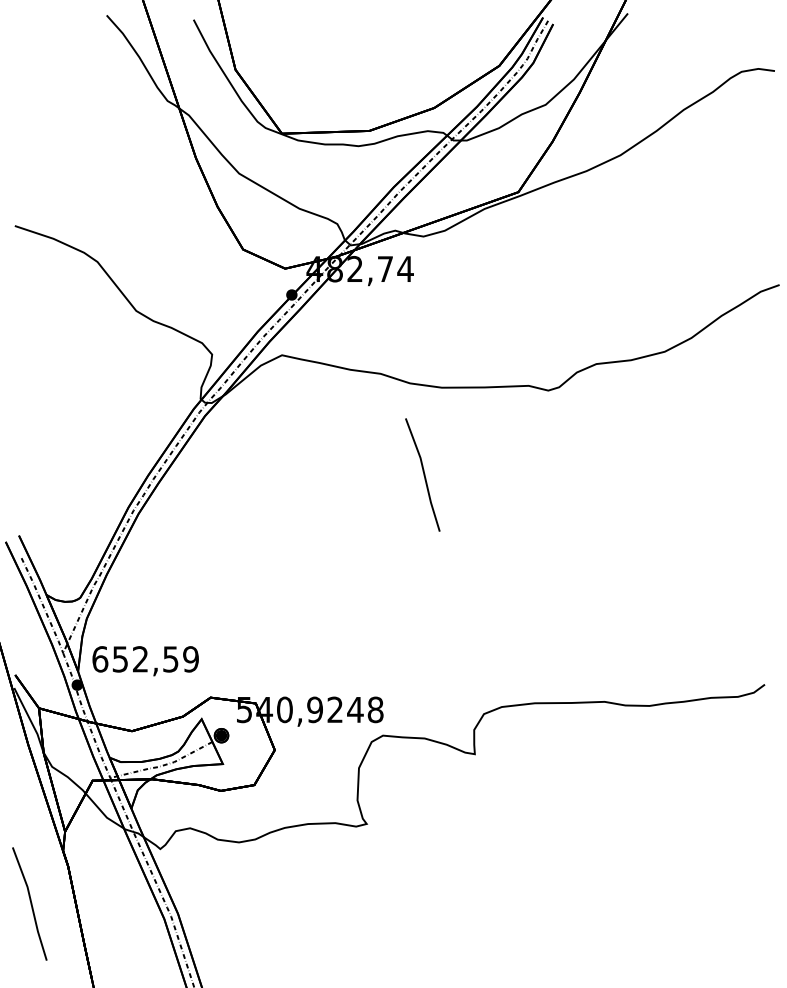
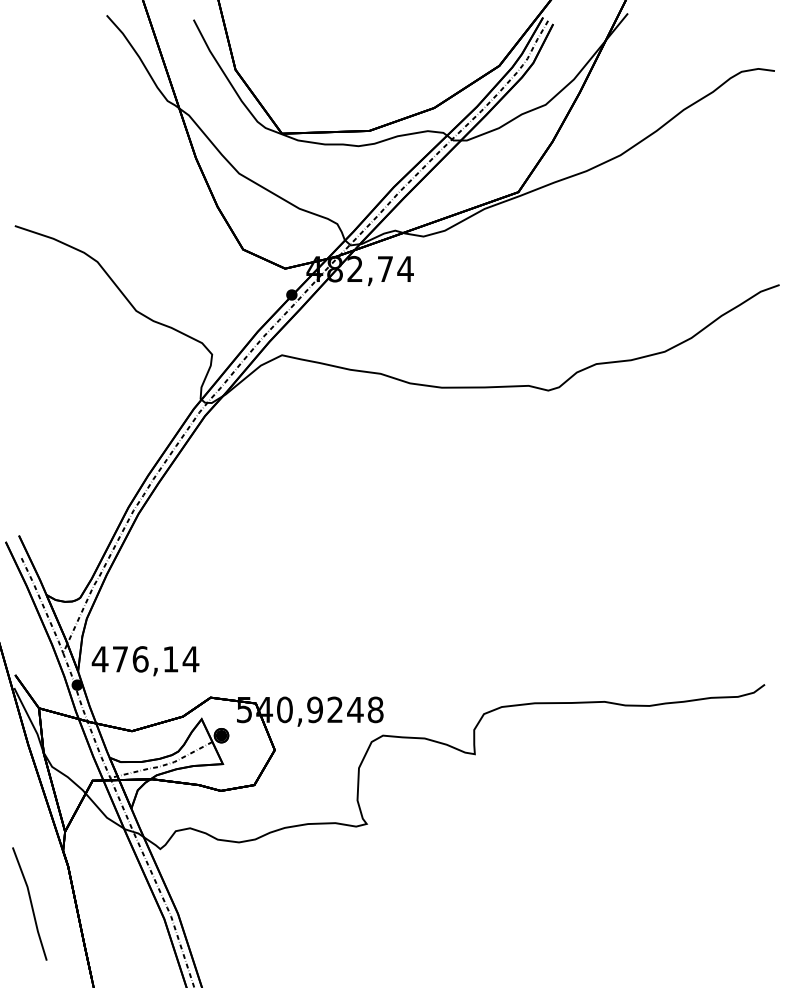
line: present -> none (423, 474)
text: 652,59 -> 476,14 (145, 659)
